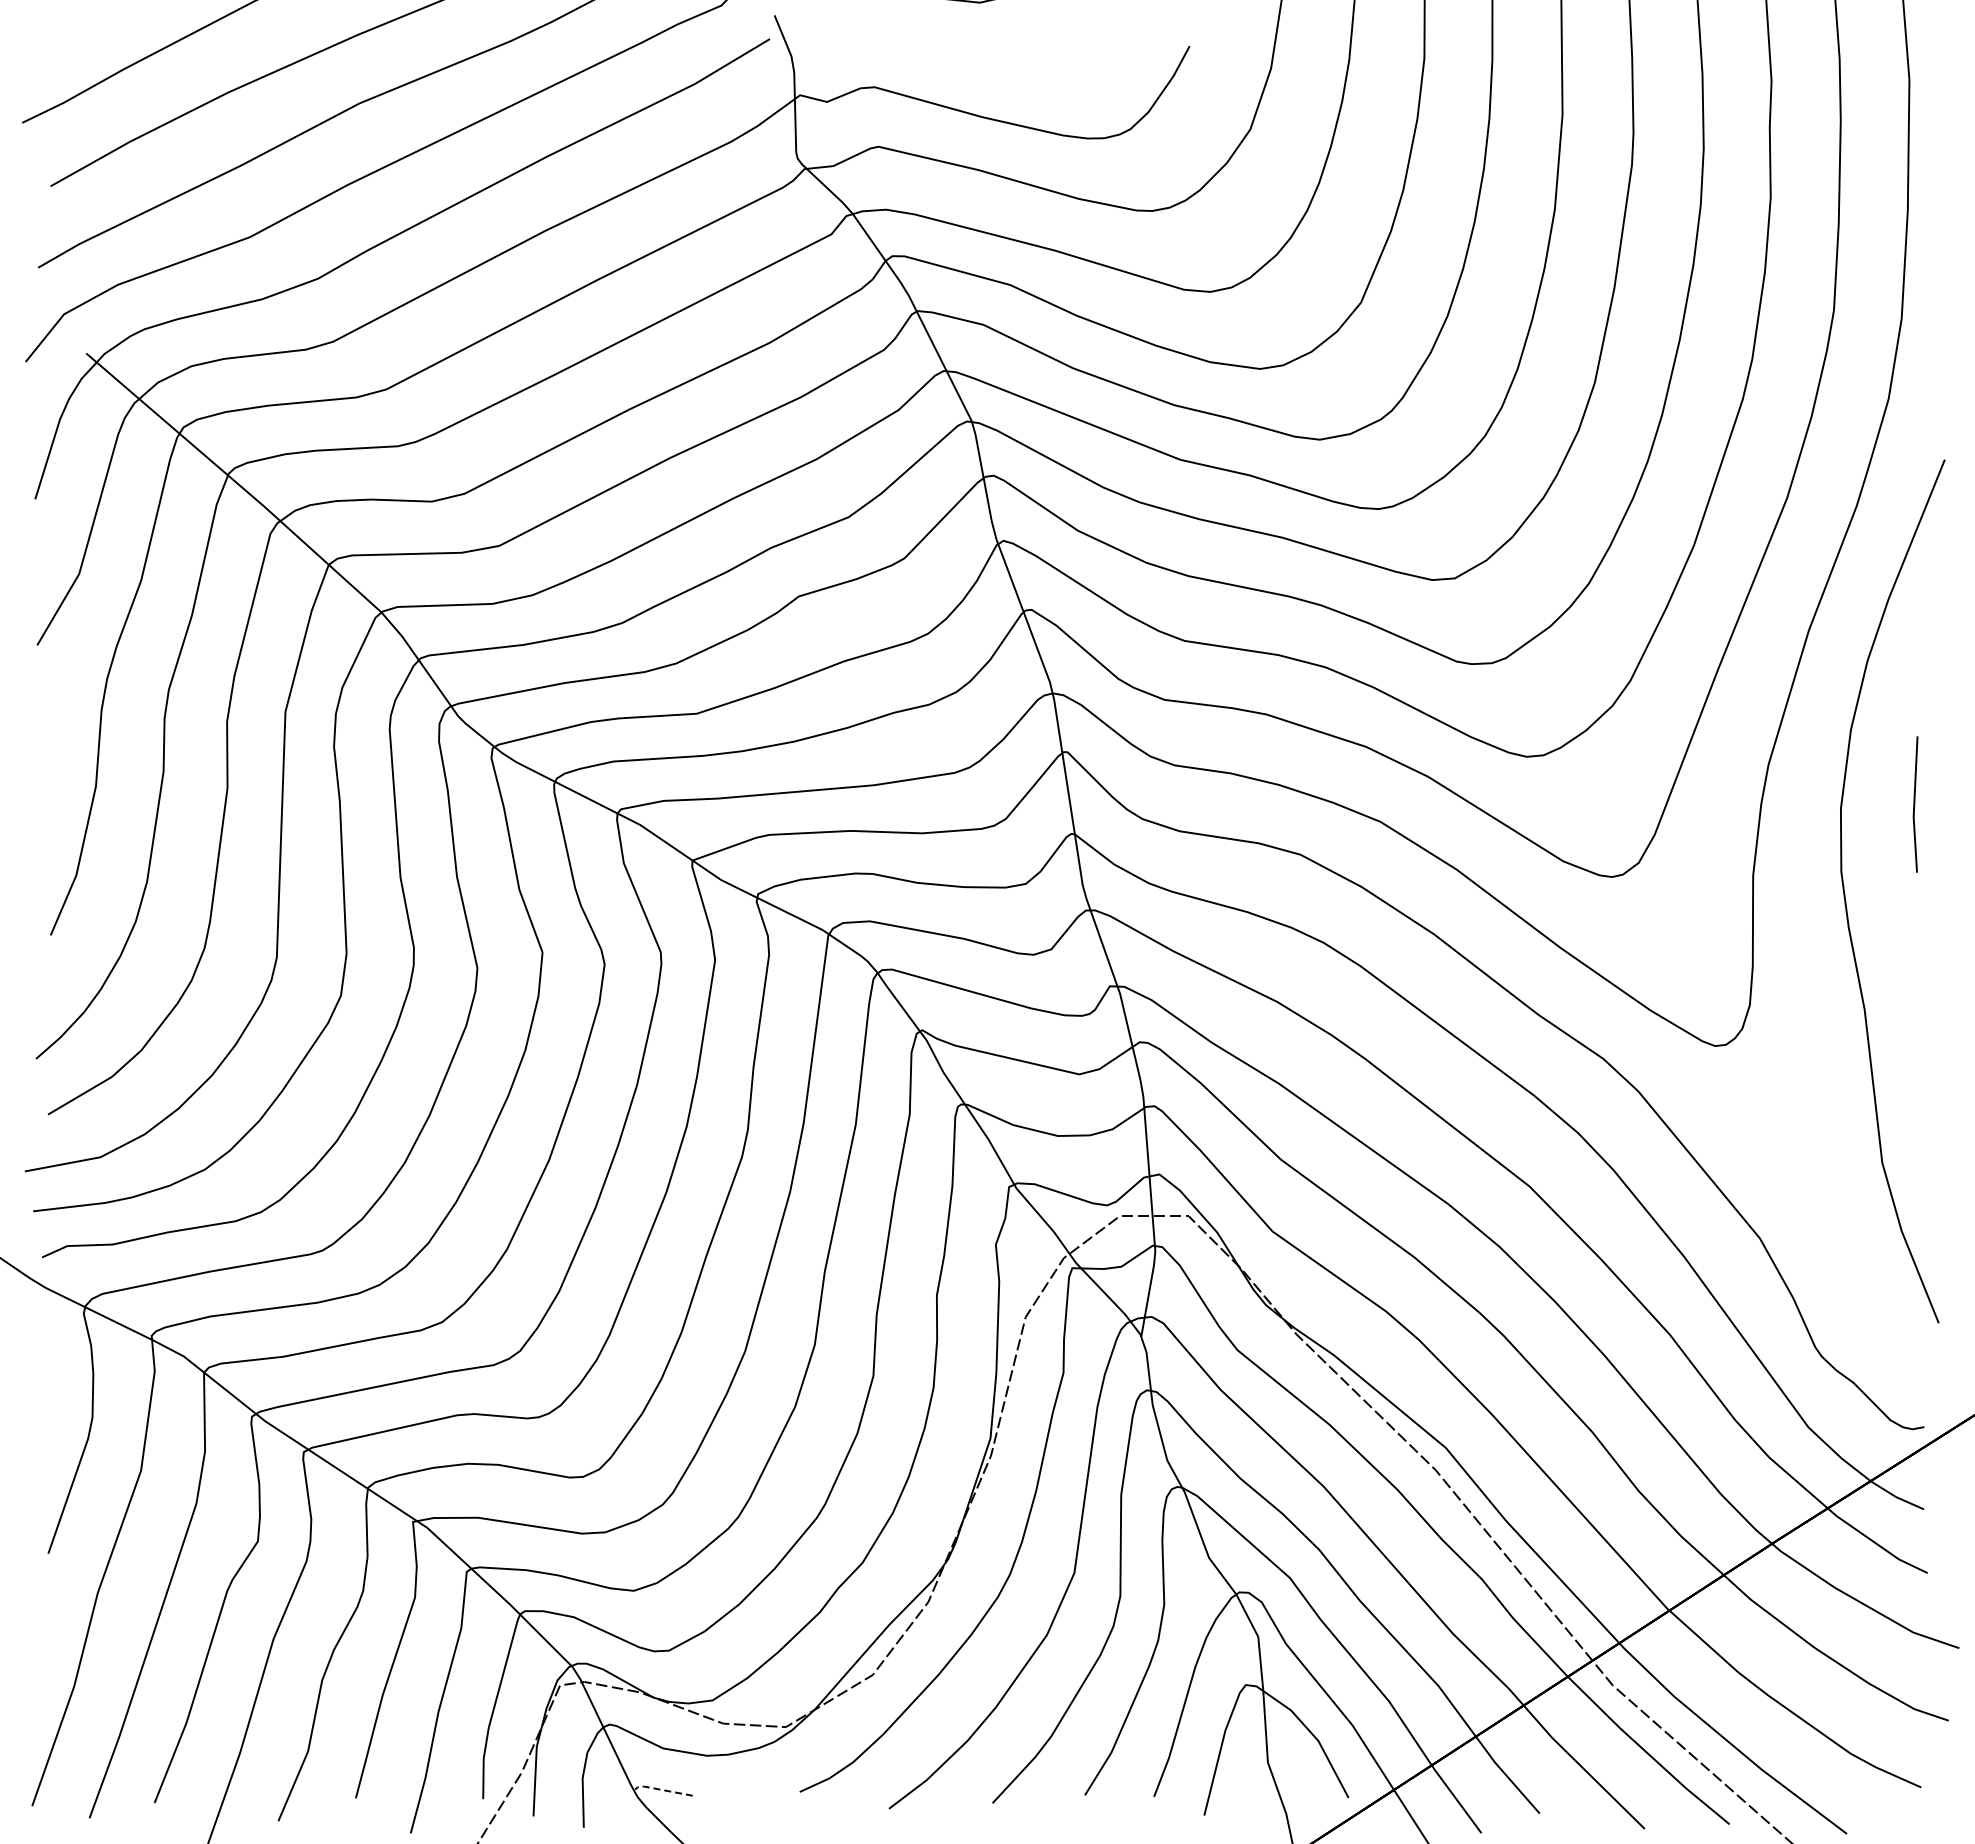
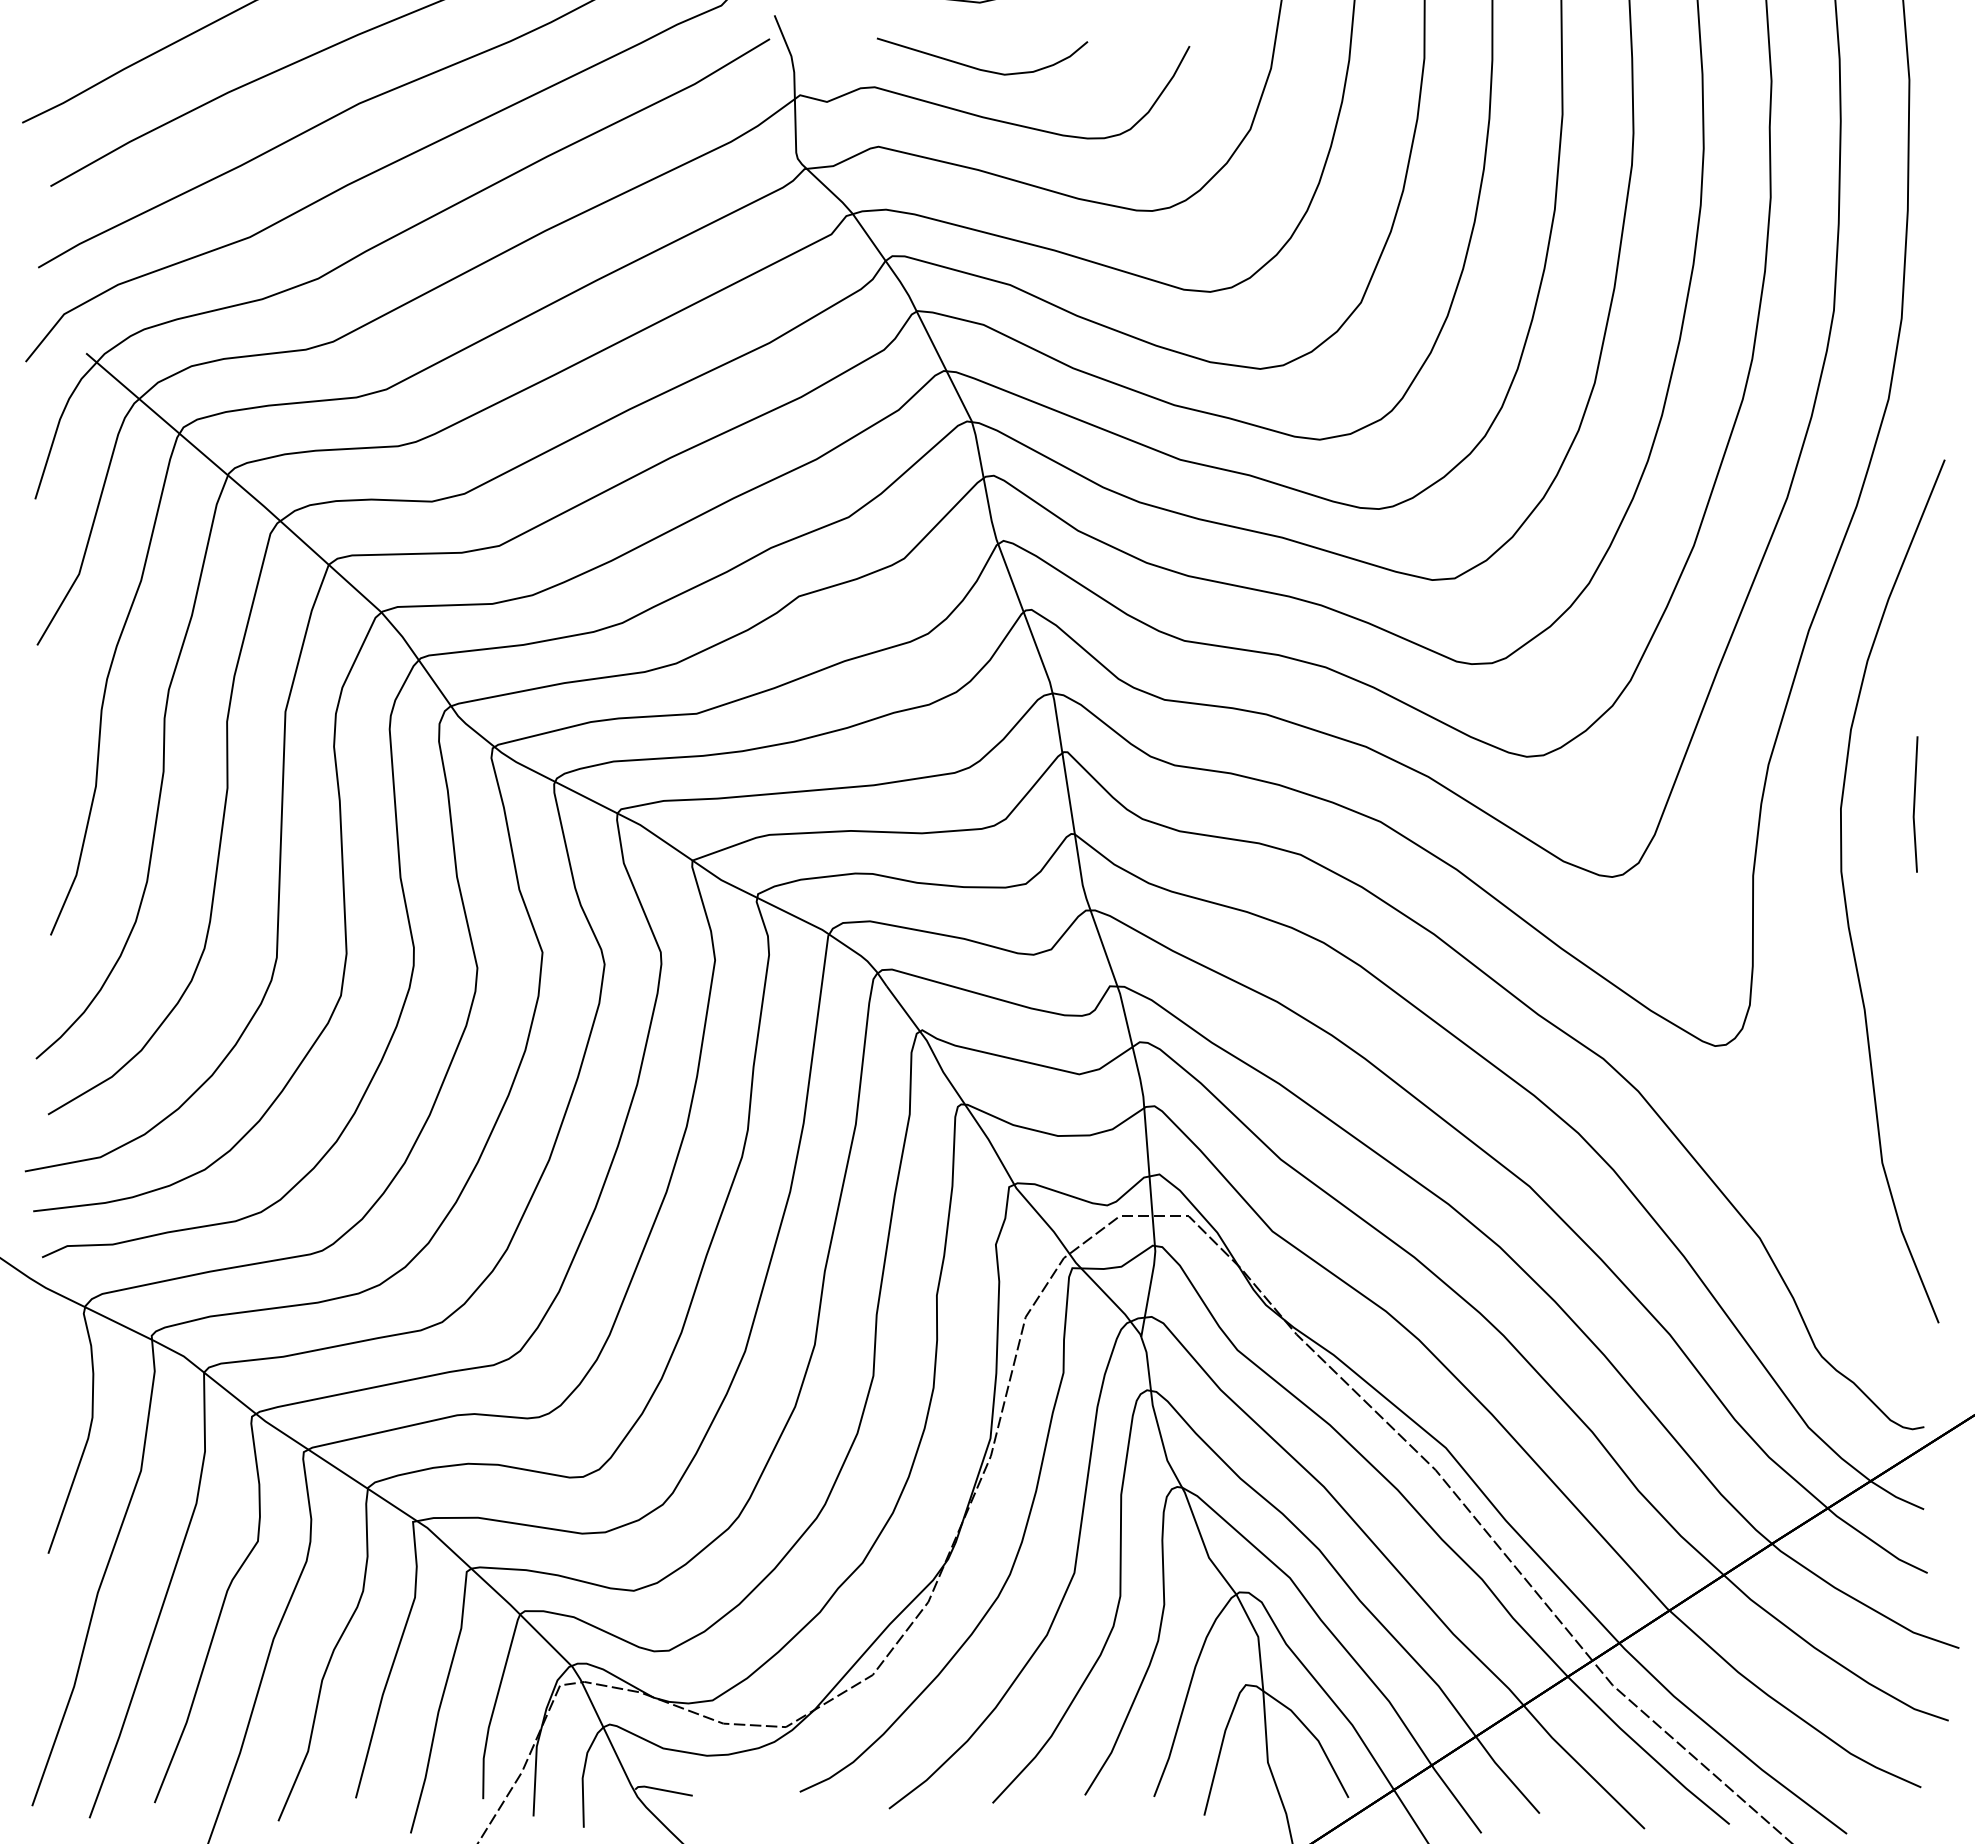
curve: none -> present (979, 68)
line: dashed -> solid (661, 1789)
